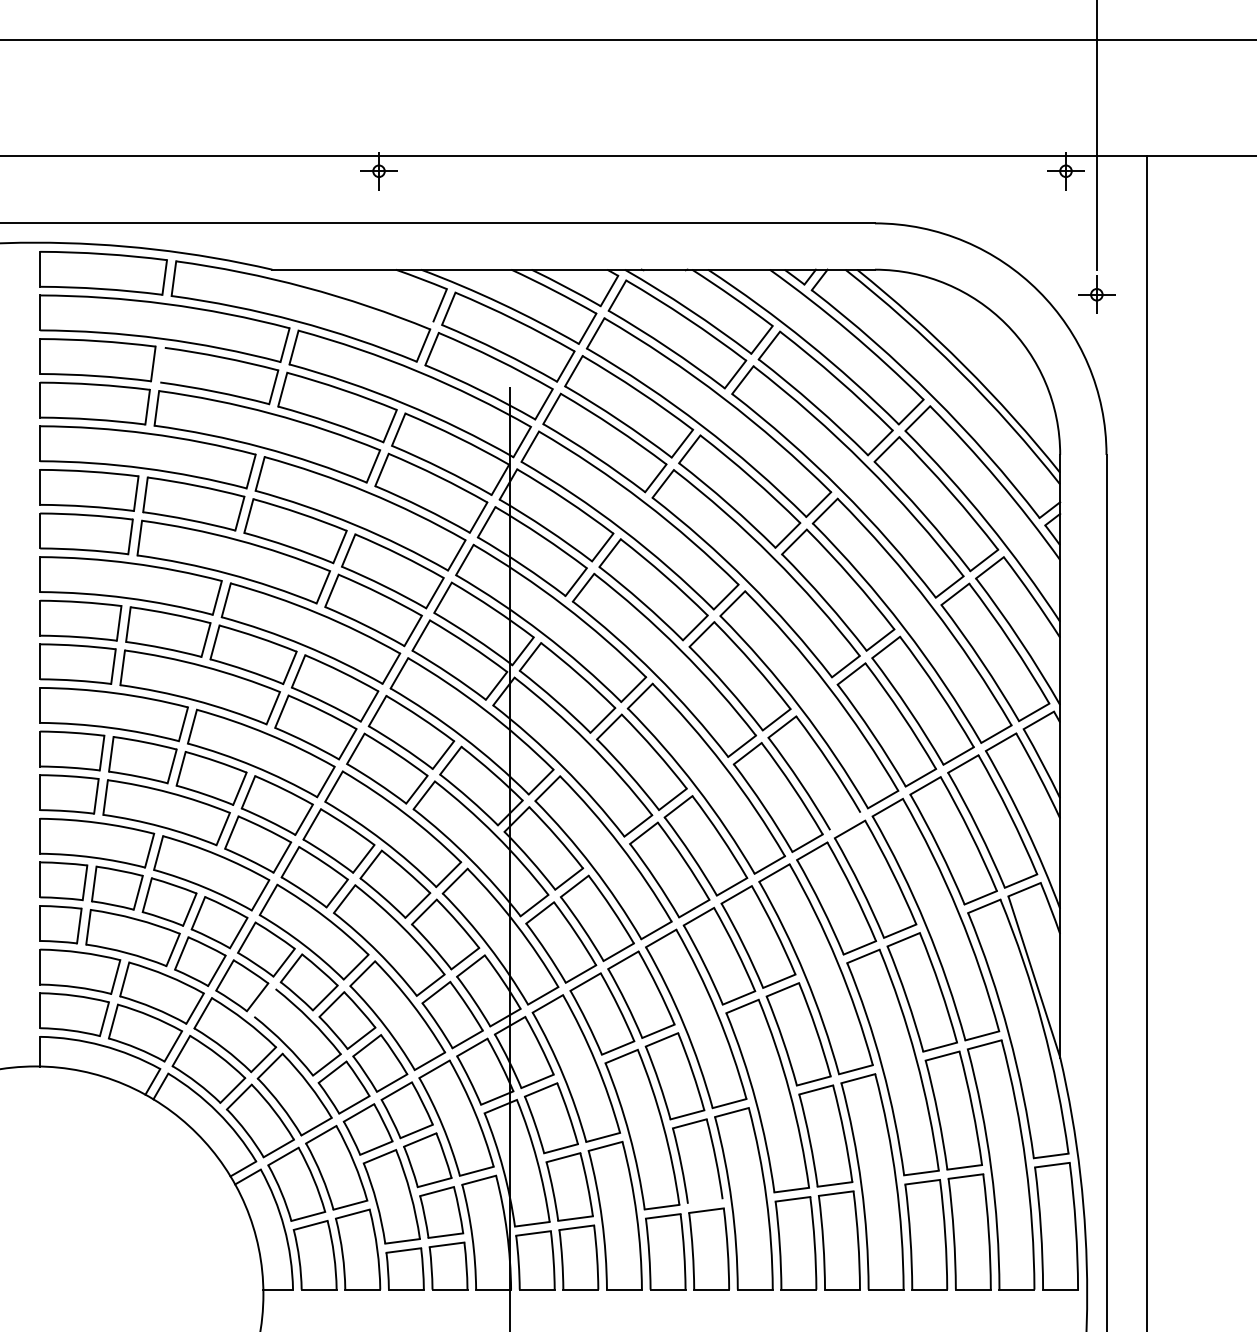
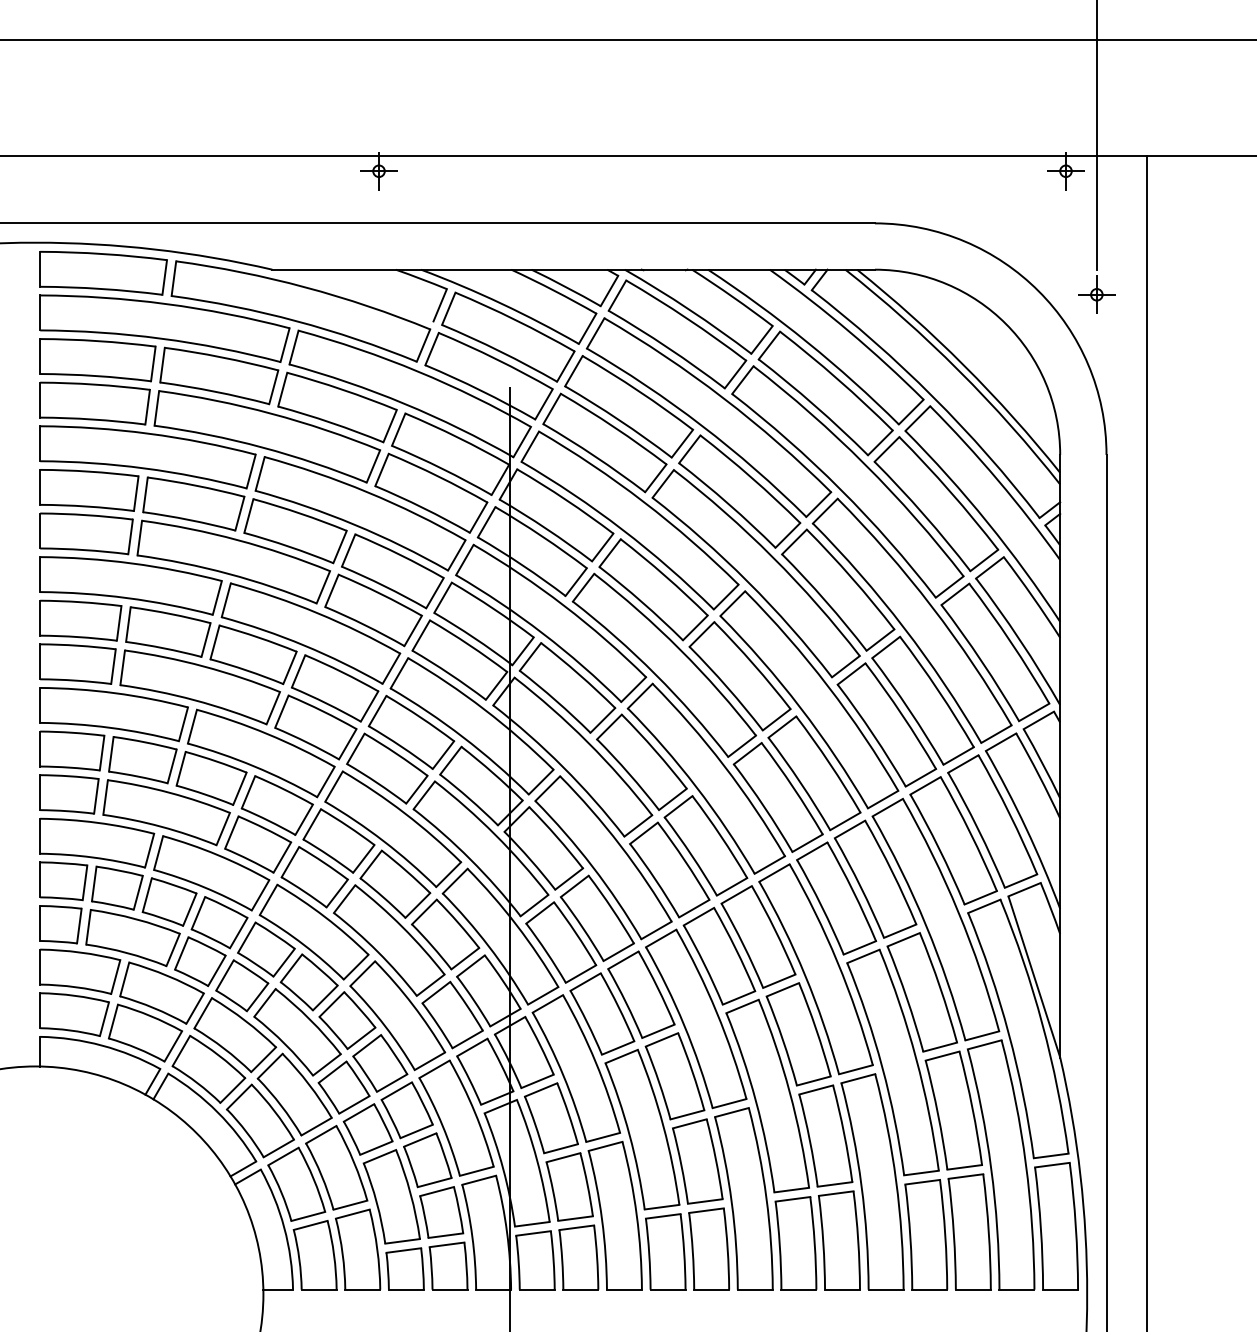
line: none -> present (162, 364)
line: none -> present (845, 821)
line: none -> present (264, 1002)
line: none -> present (704, 1201)
